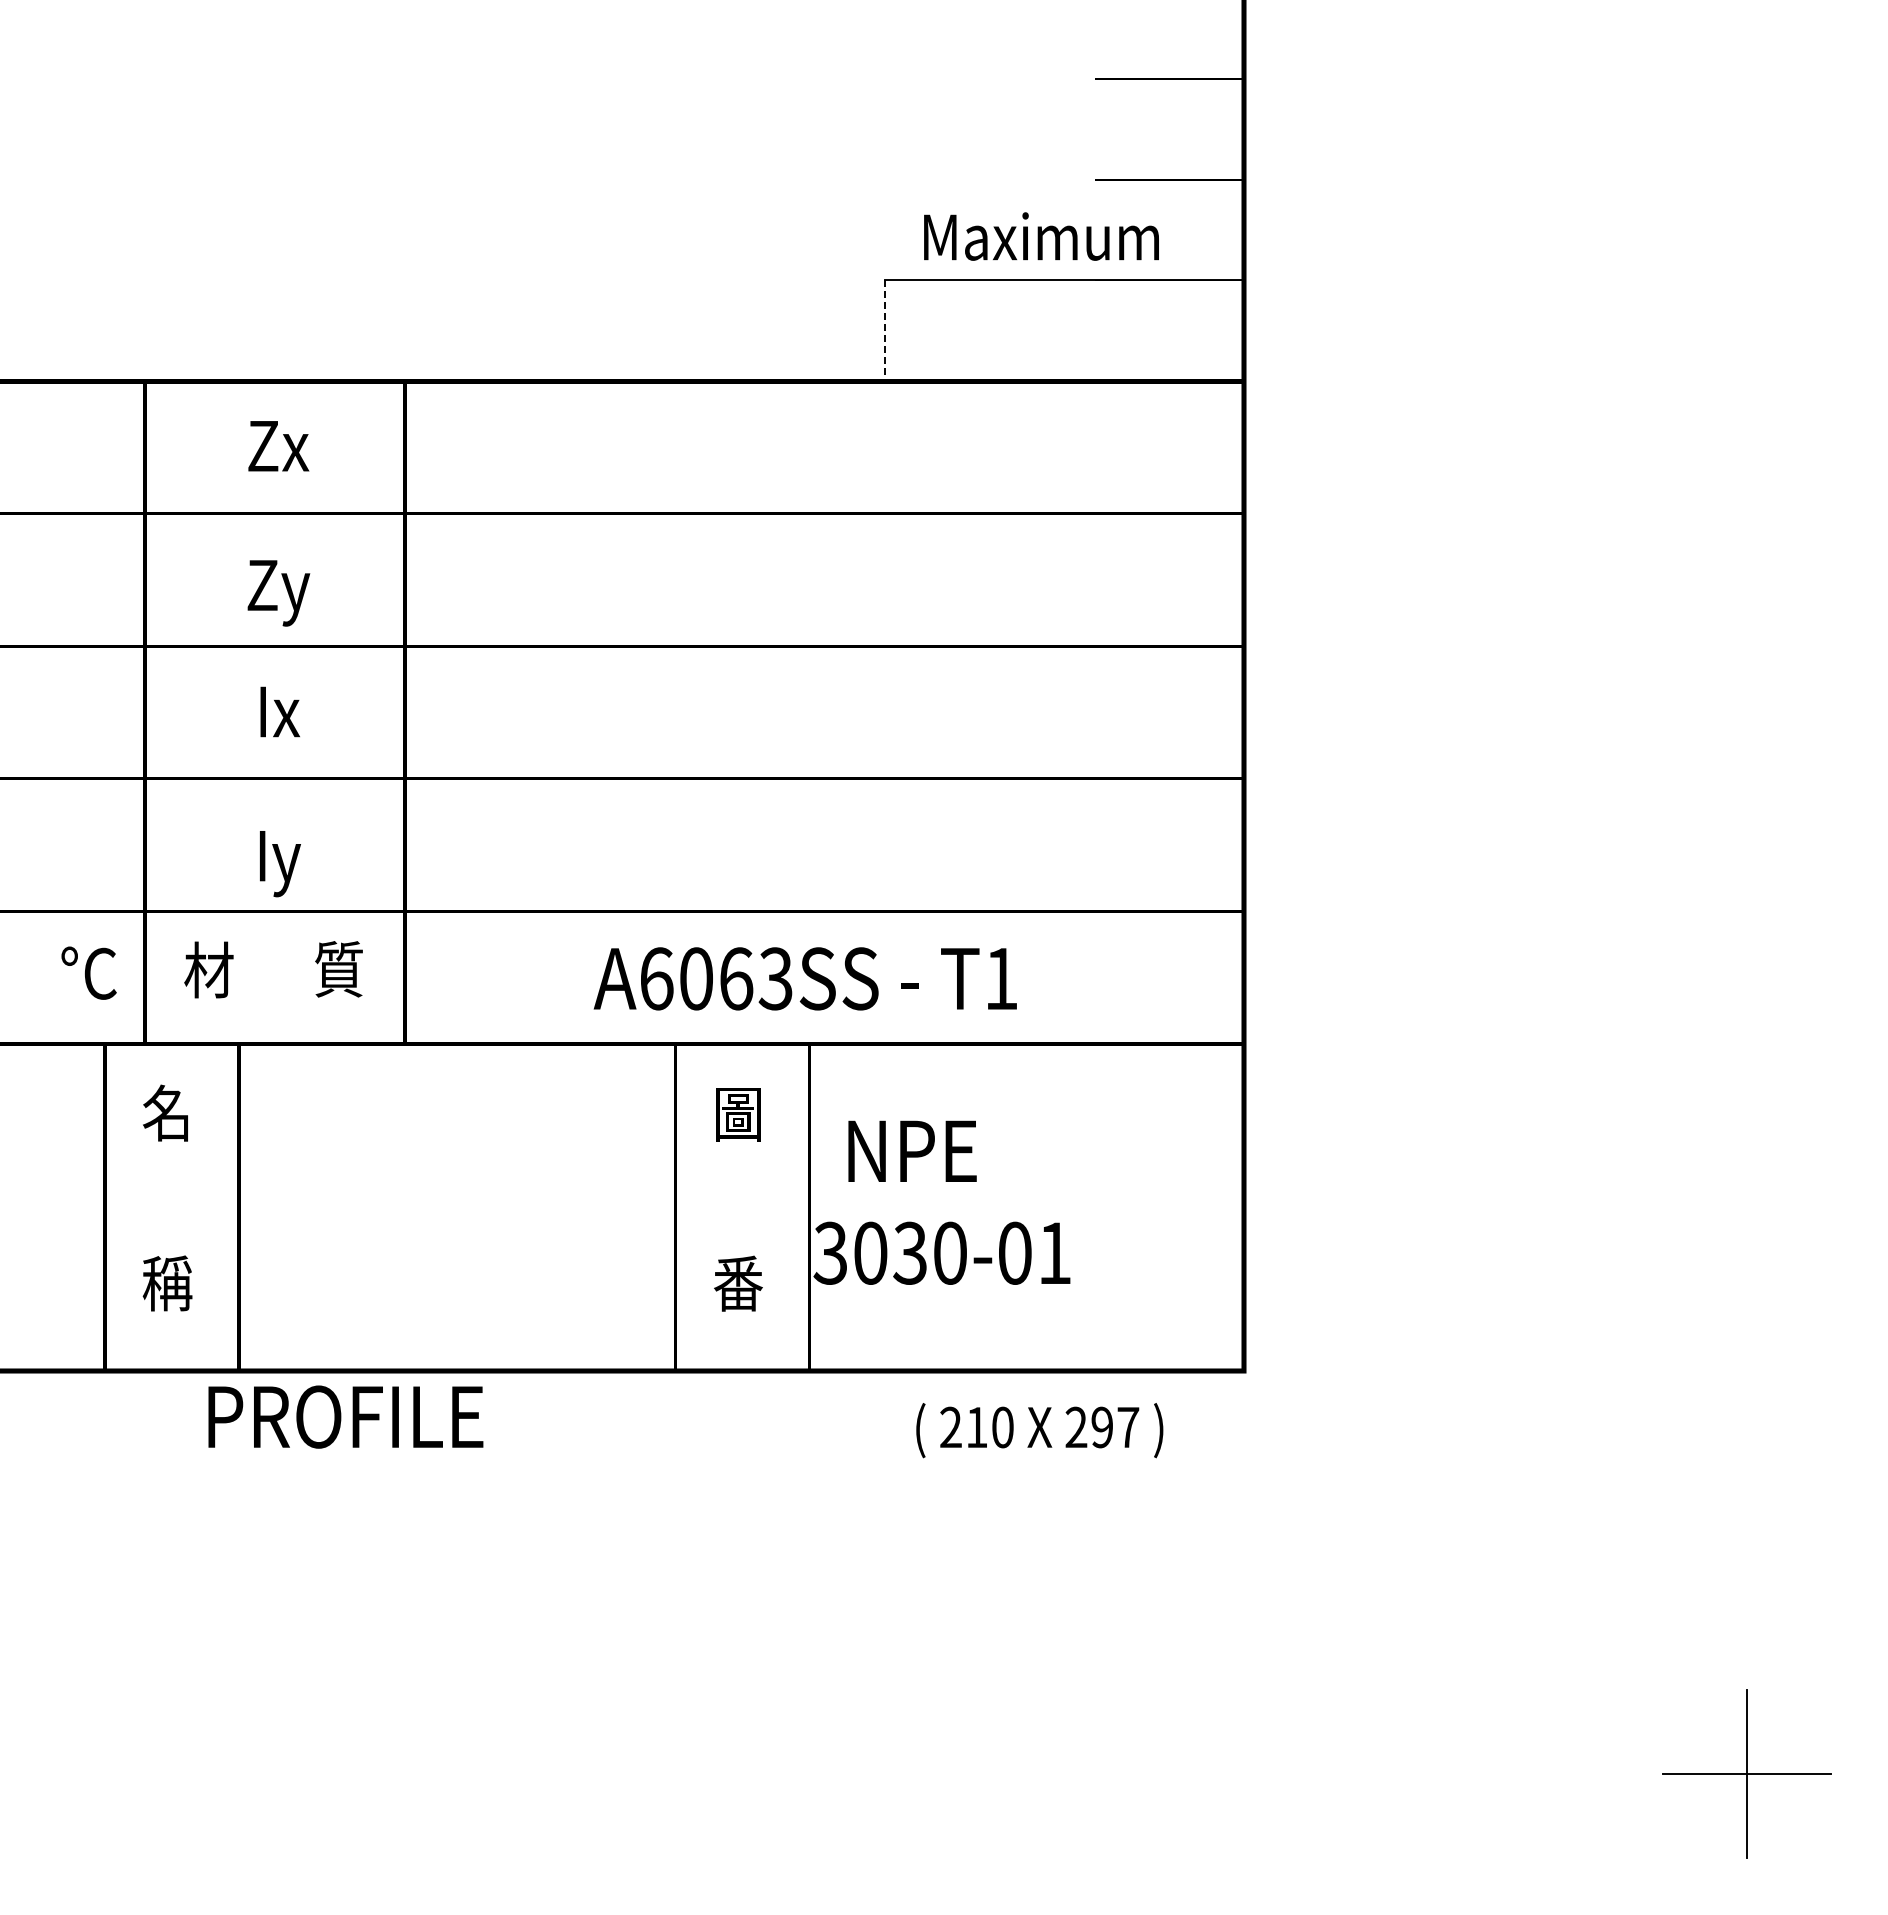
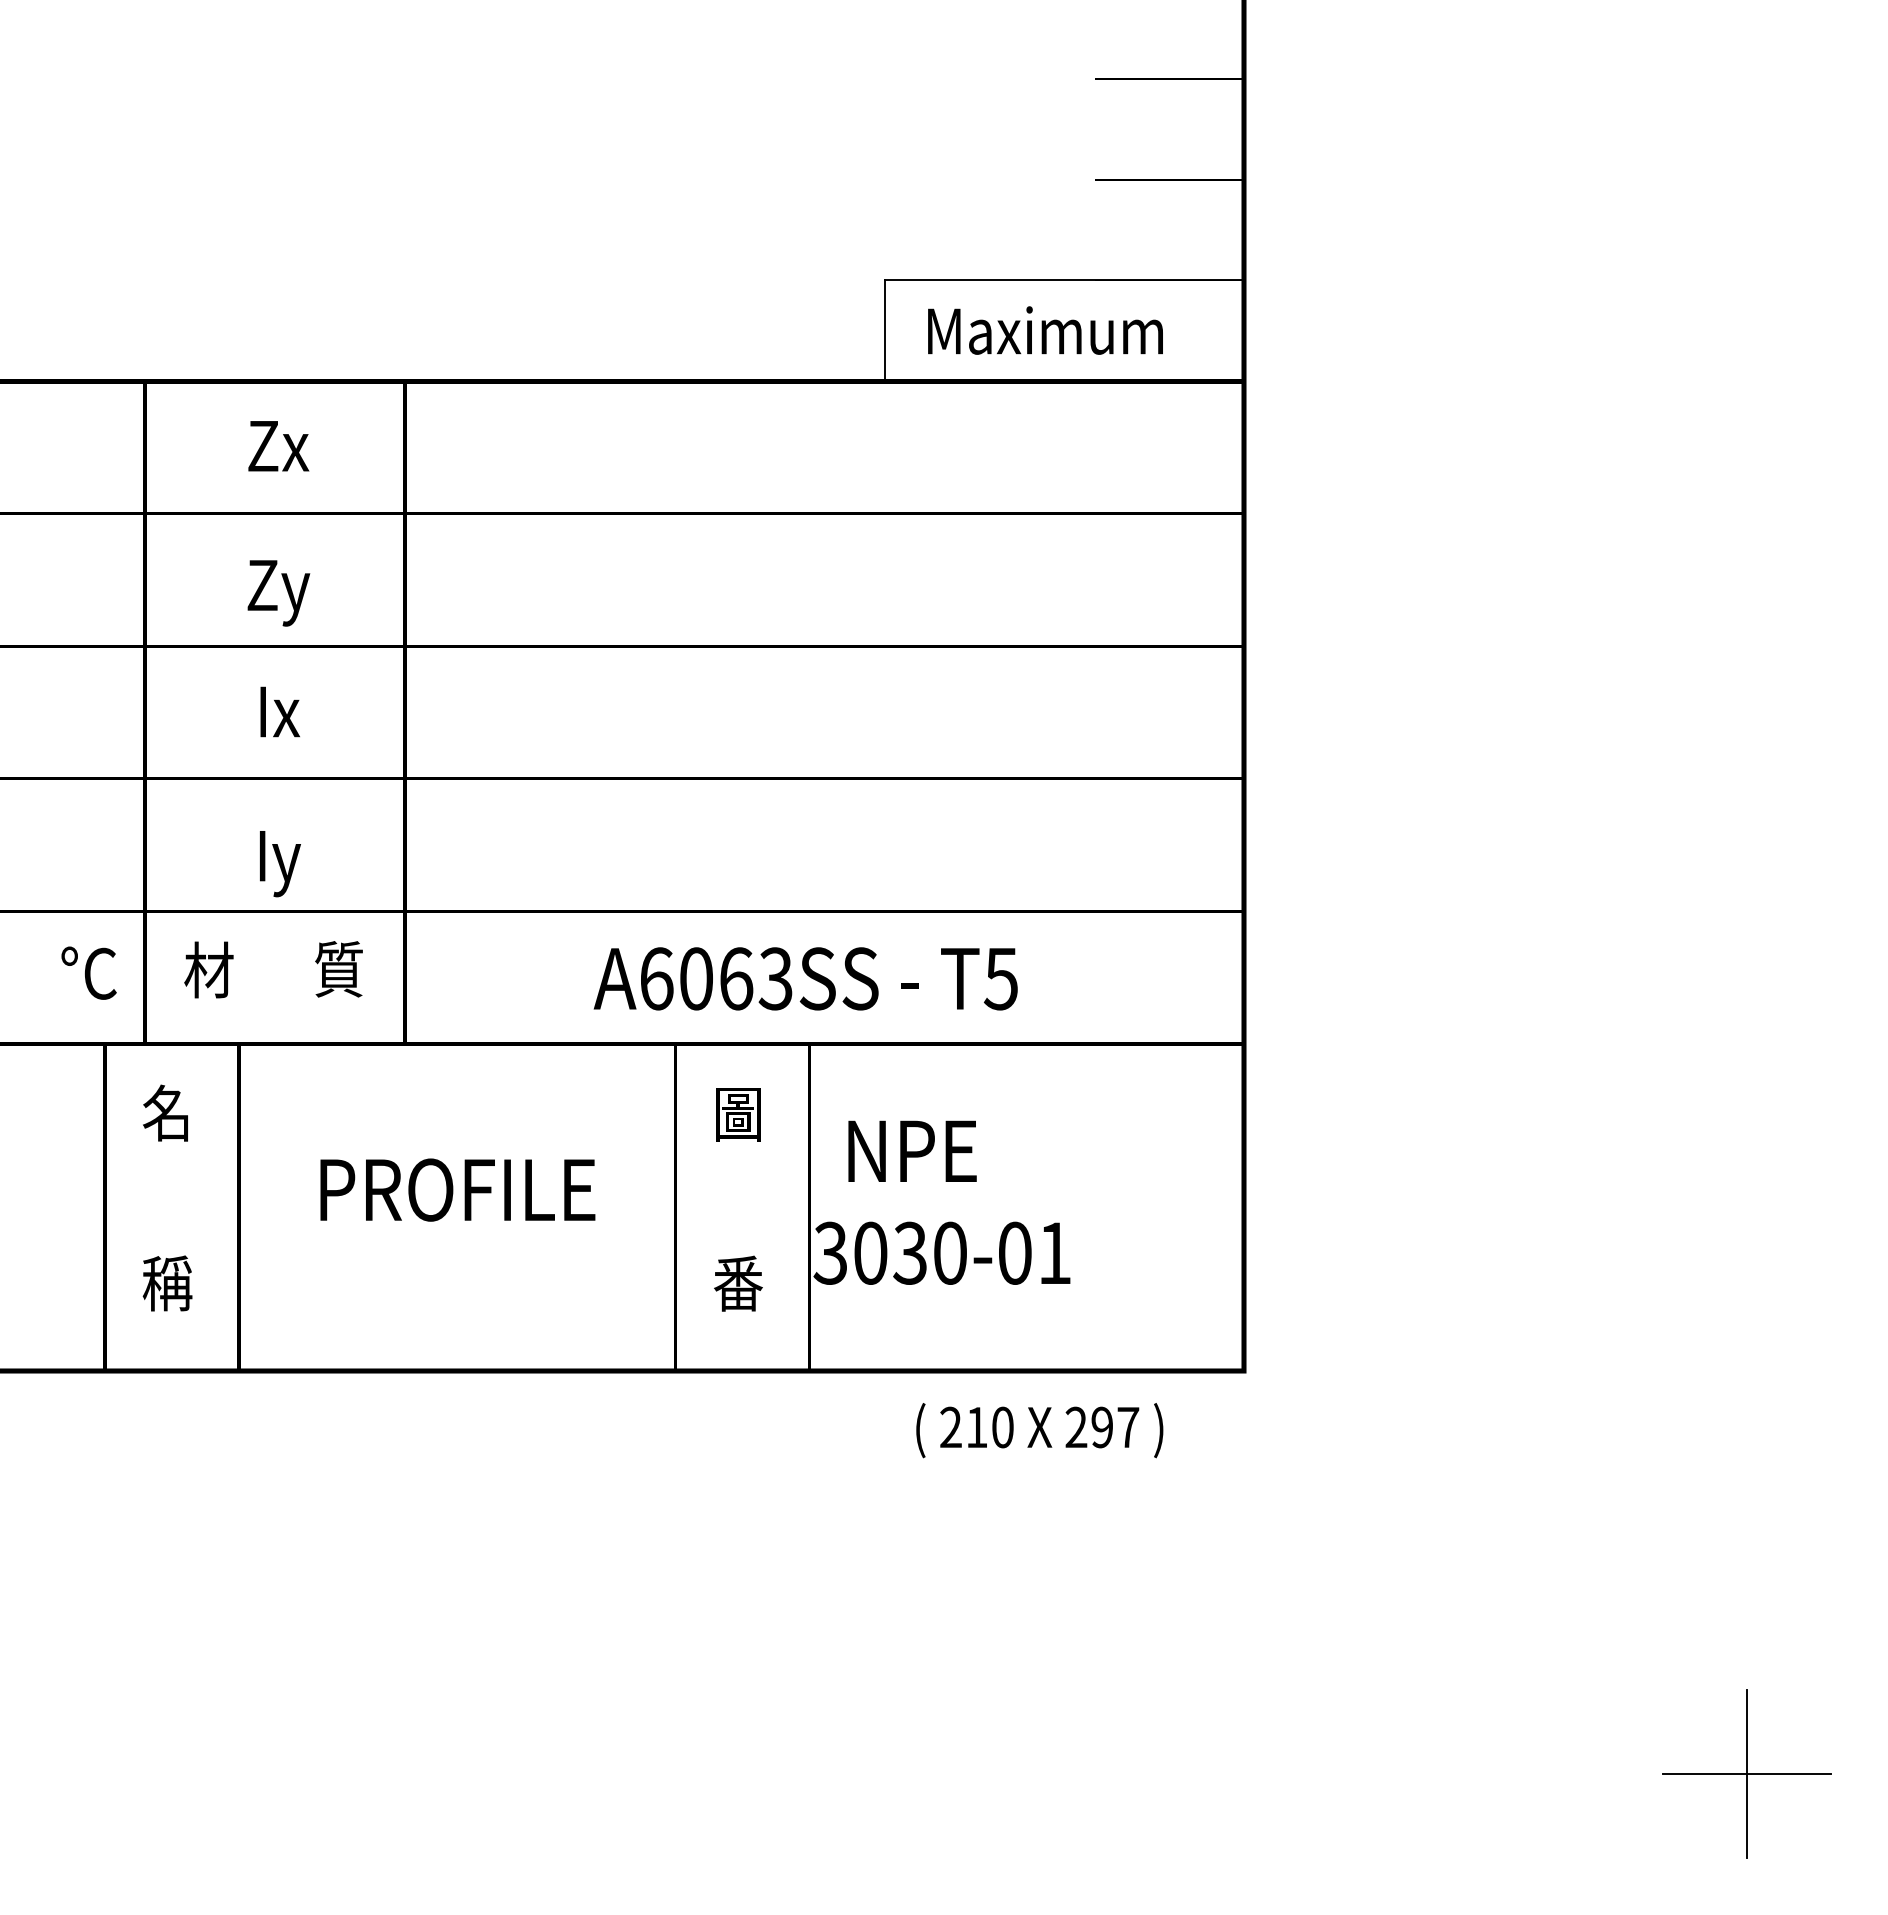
text position: (1041, 236) -> (1045, 330) (1045, 330)
line: dashed -> solid (884, 331)
text: T1 -> T5 (1000, 979)
text position: (345, 1416) -> (457, 1189) (457, 1189)
